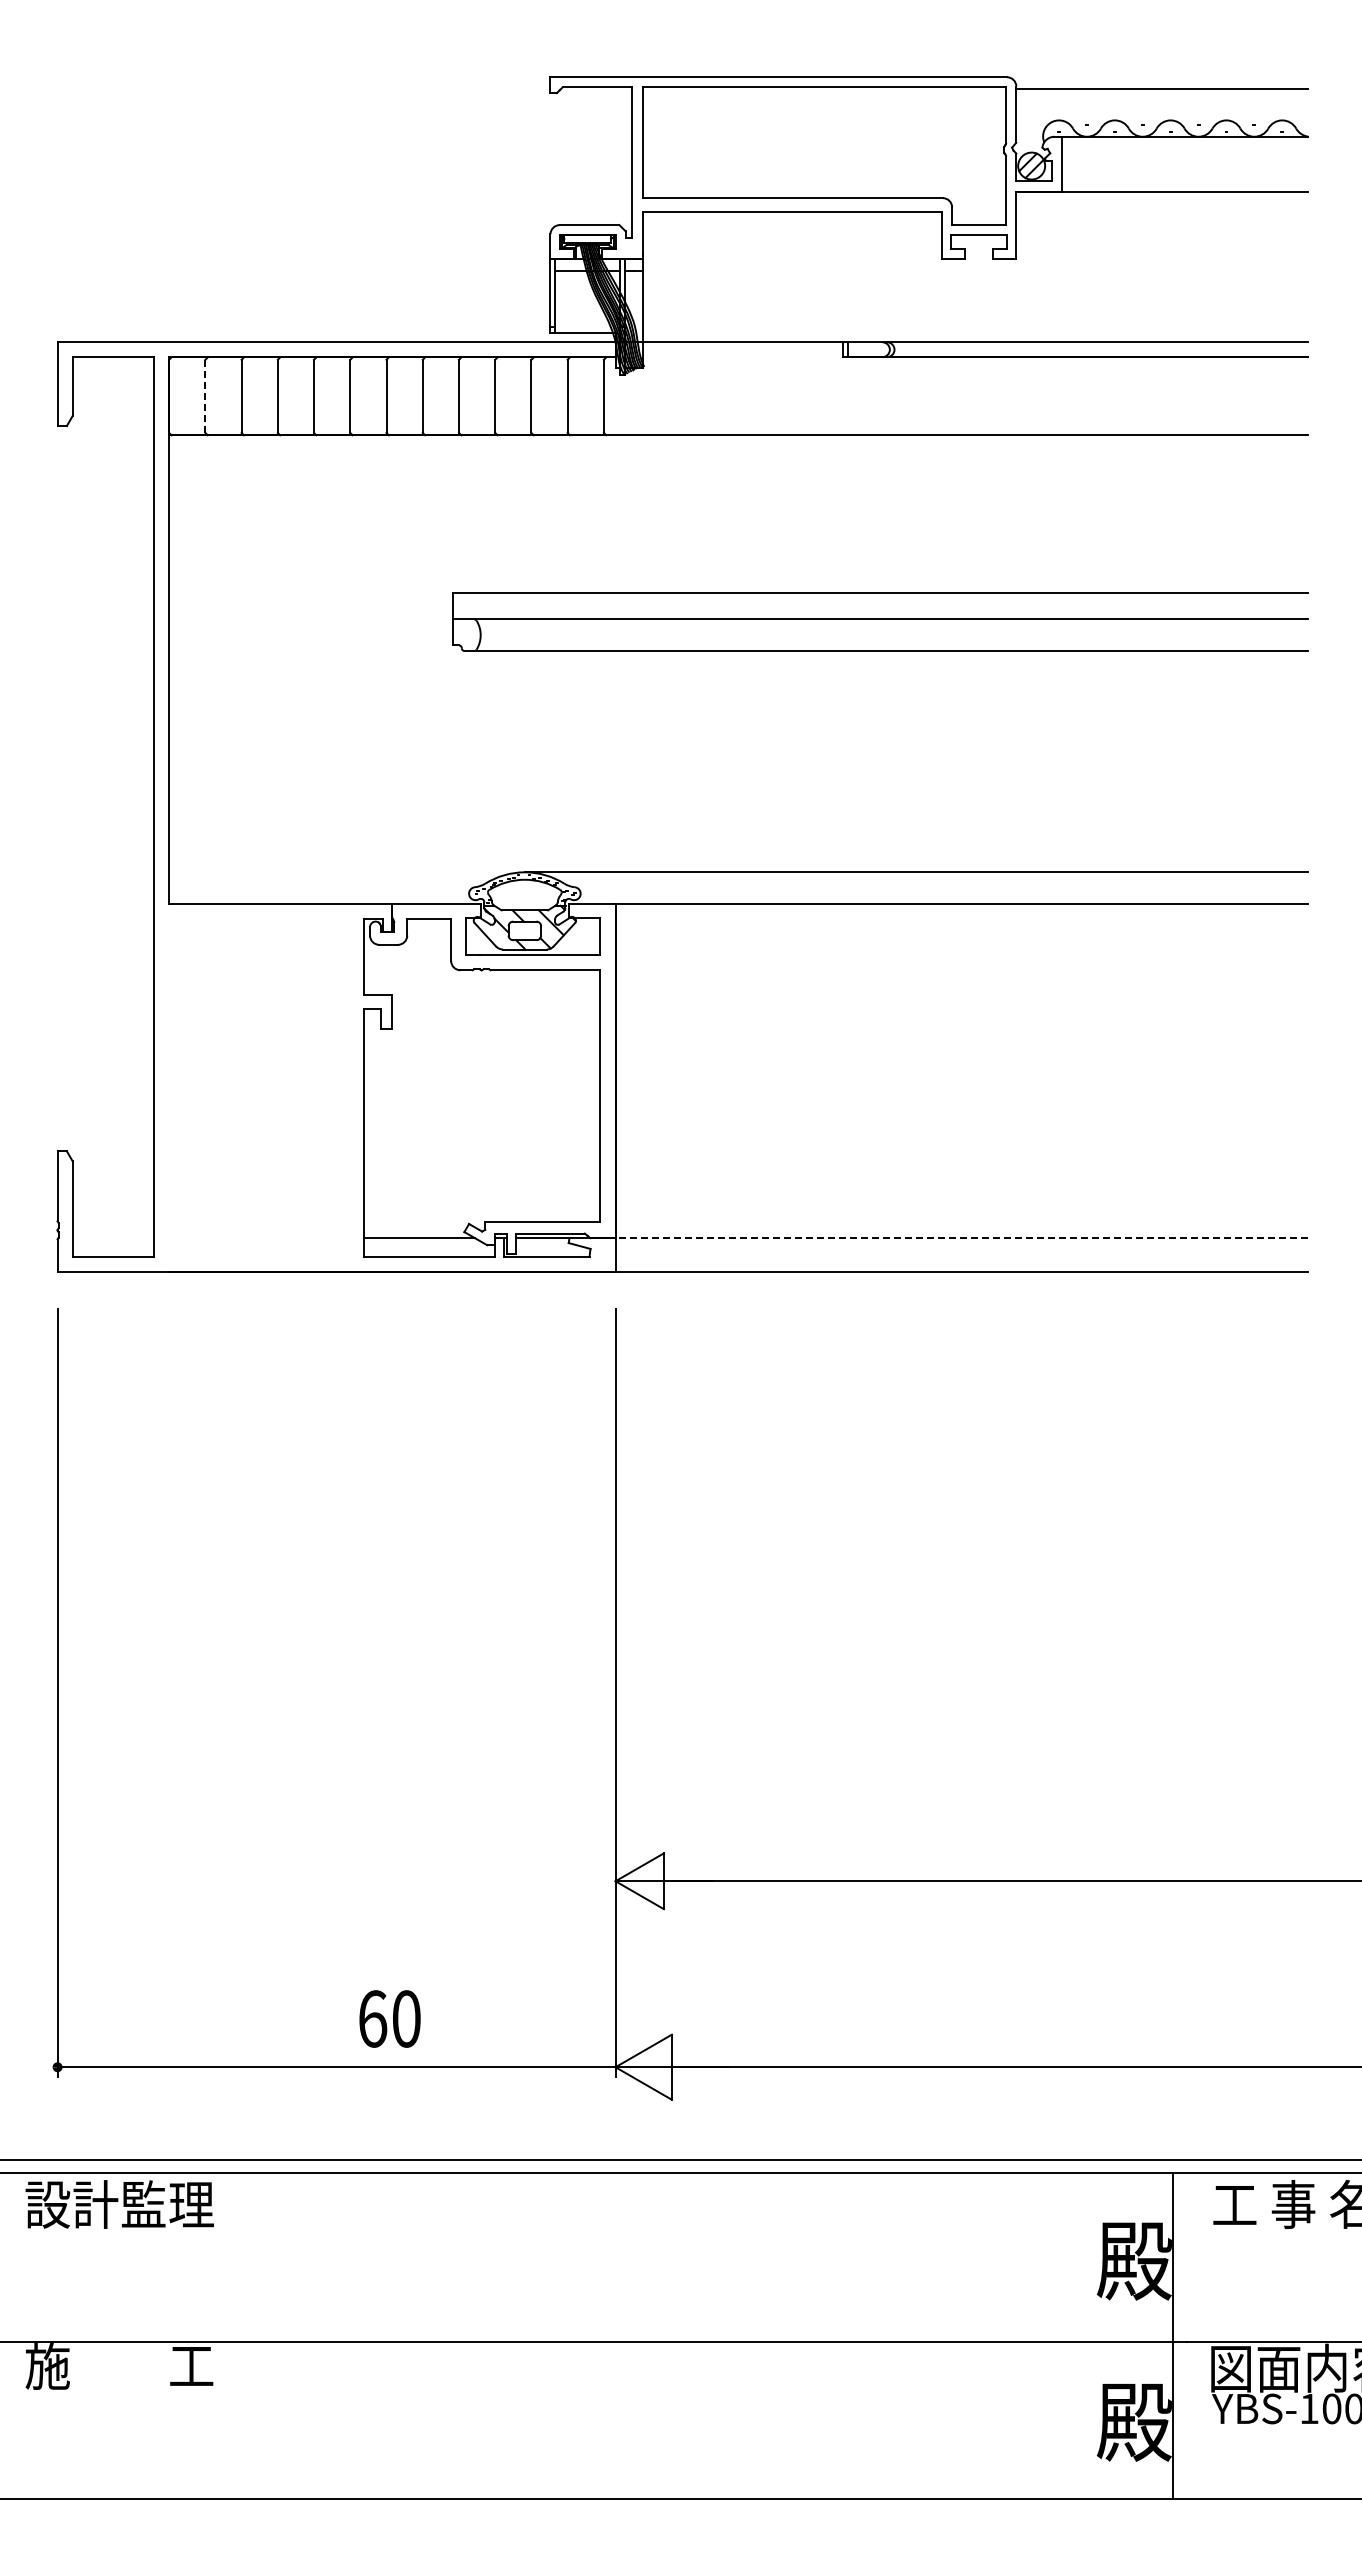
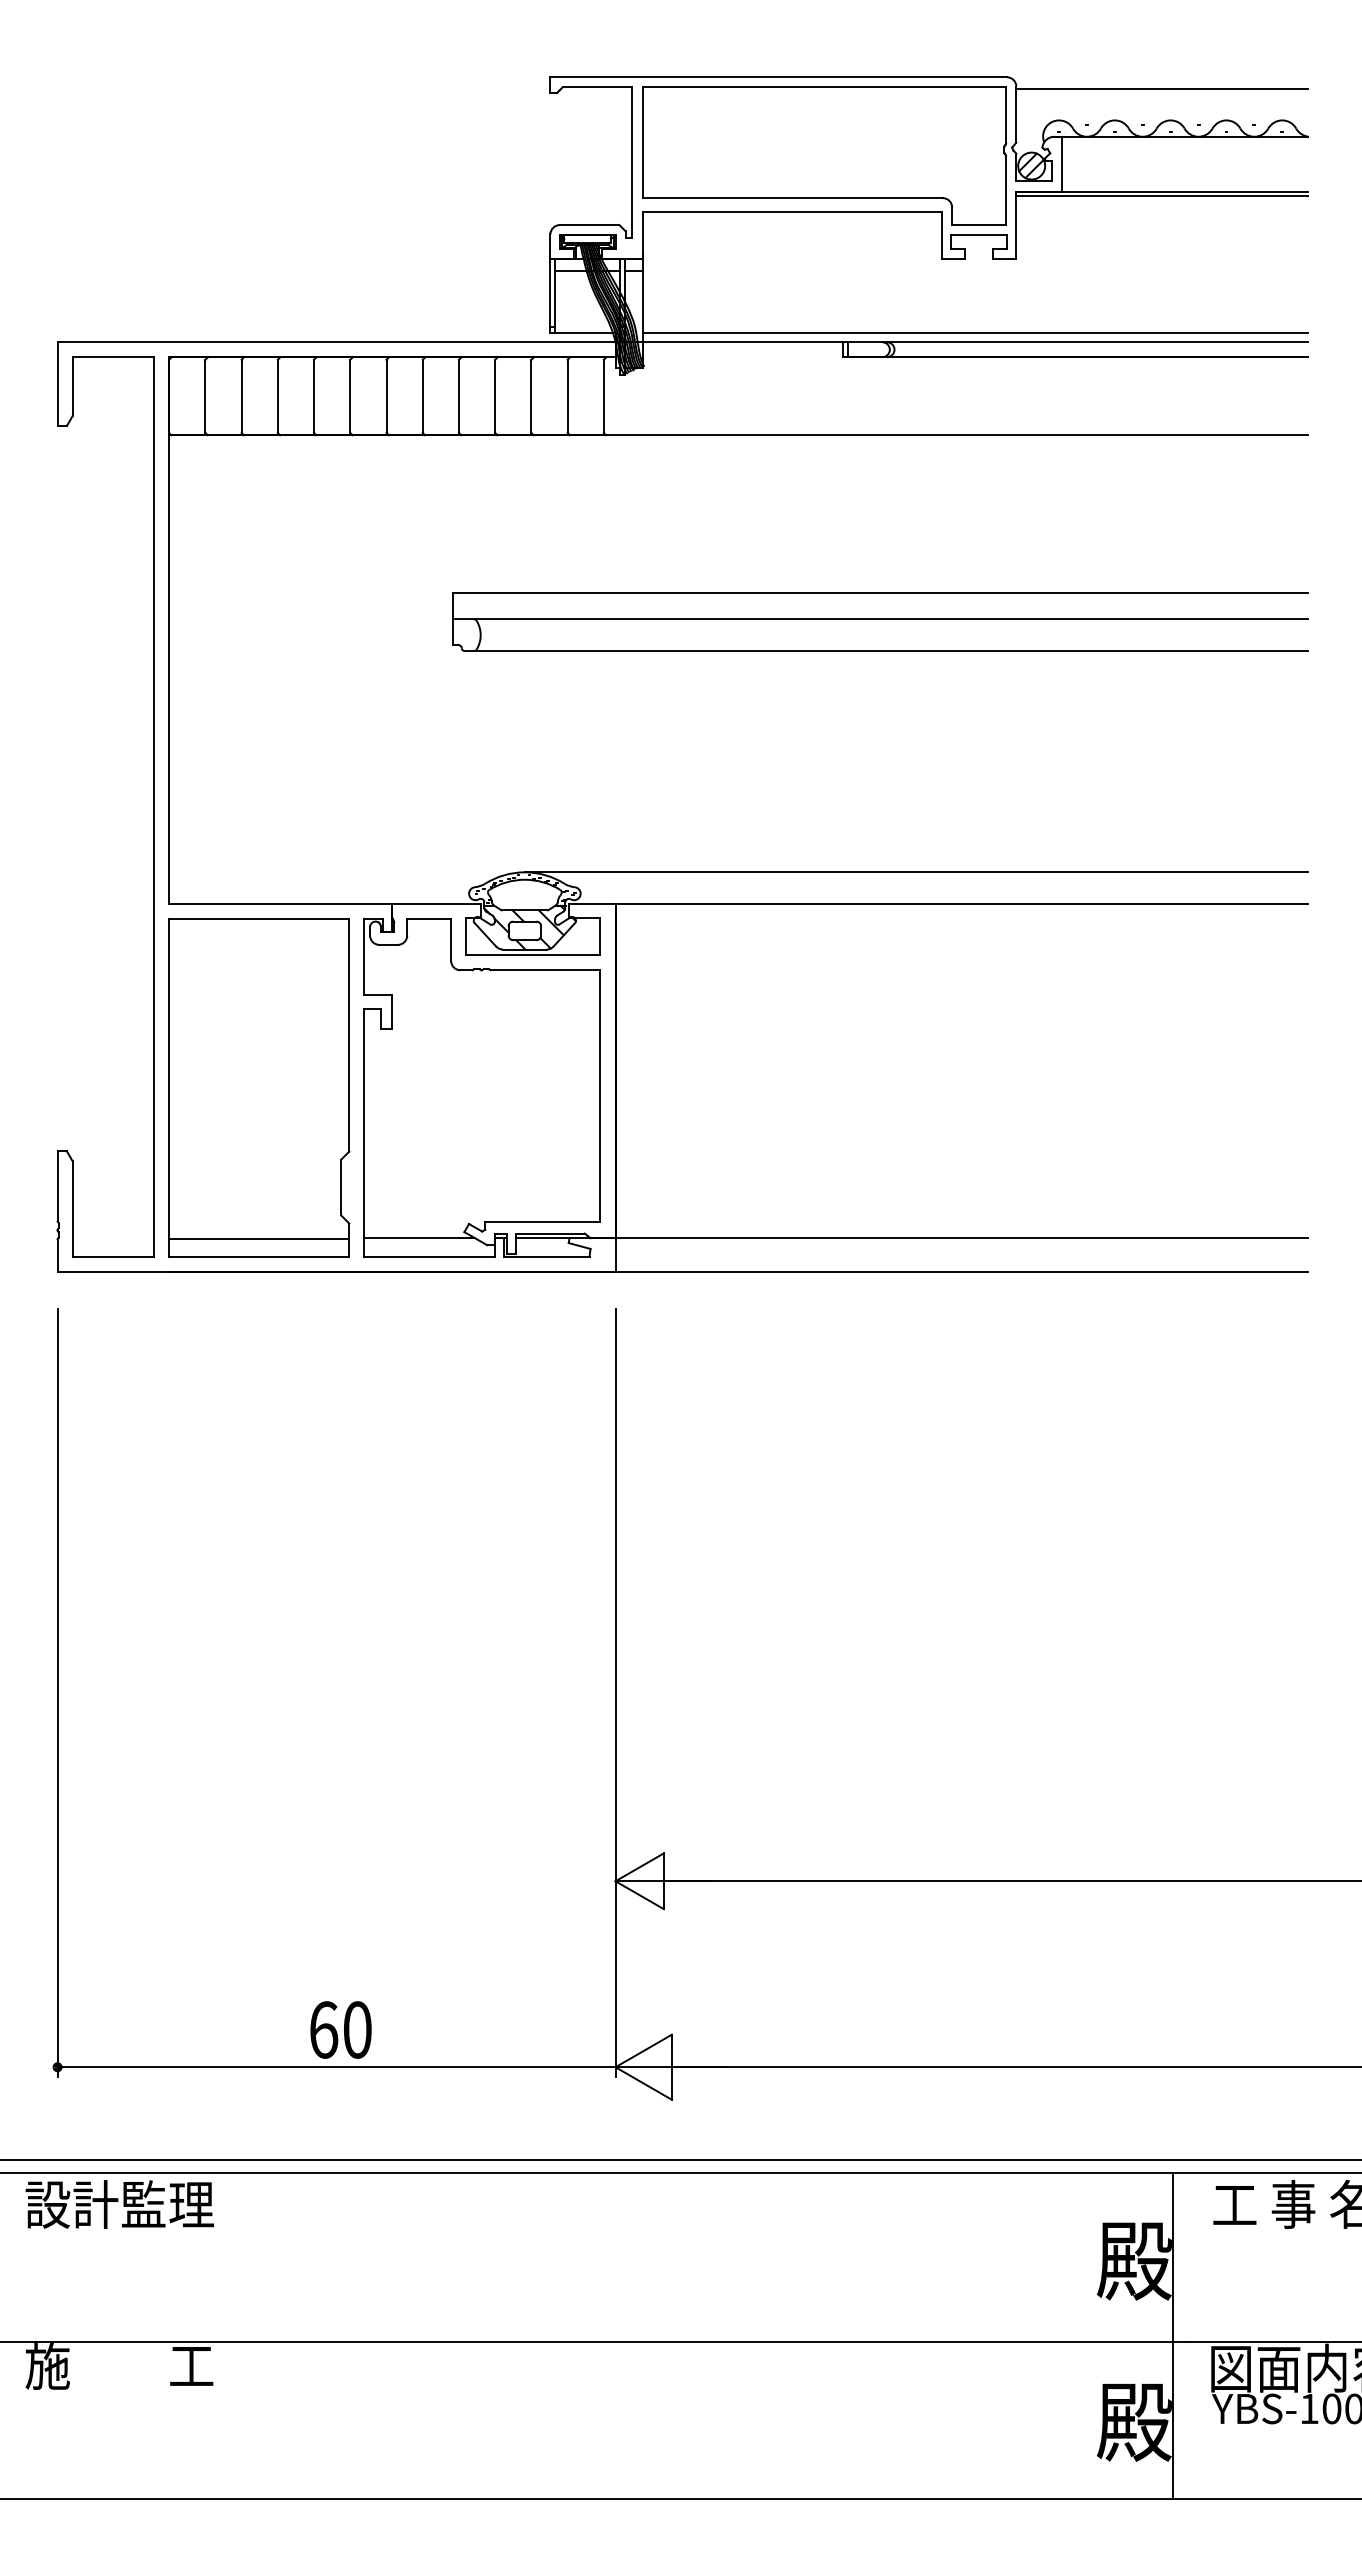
line: none -> present (1162, 196)
line: none -> present (975, 333)
line: dashed -> solid (205, 396)
part: none -> present (259, 1087)
line: dashed -> solid (961, 1238)
text position: (389, 2018) -> (340, 2029) (340, 2029)
